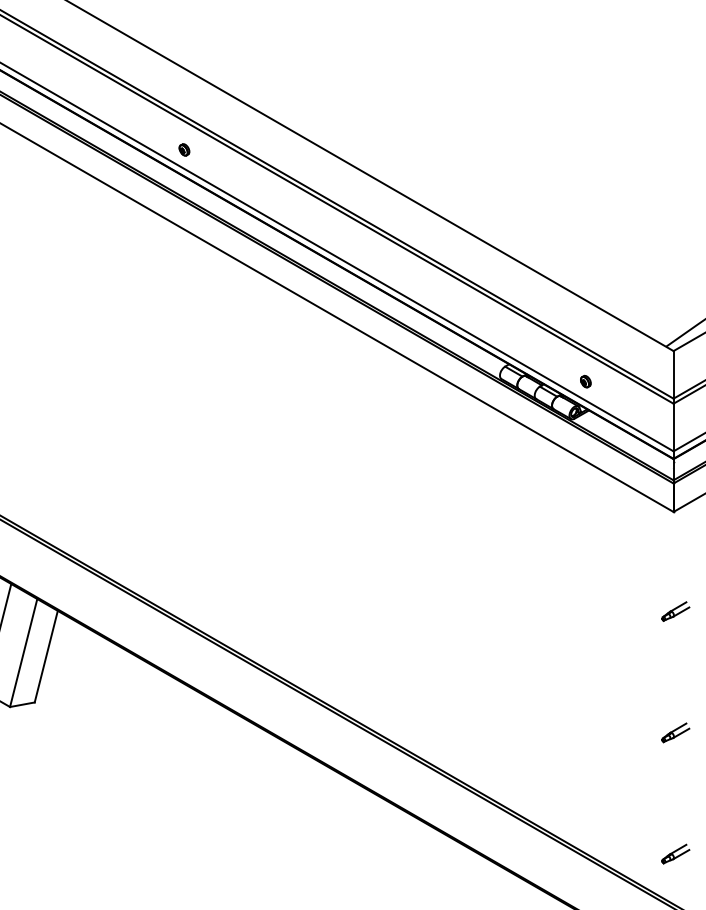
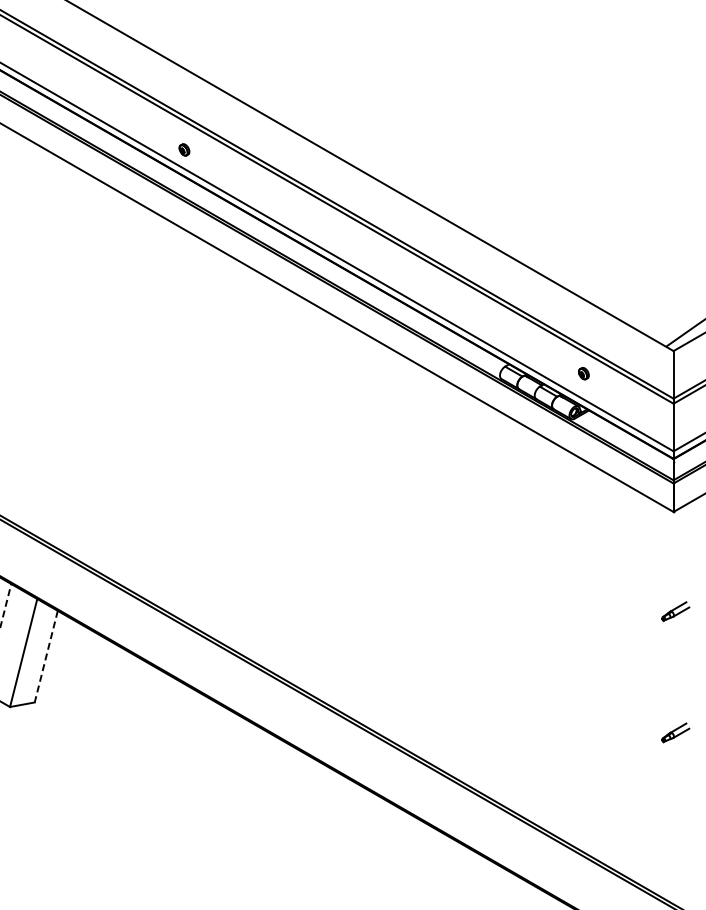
part position: (585, 381) -> (583, 373) (583, 373)
line: solid -> dashed (5, 606)
line: solid -> dashed (46, 657)
part: present -> none (675, 853)
